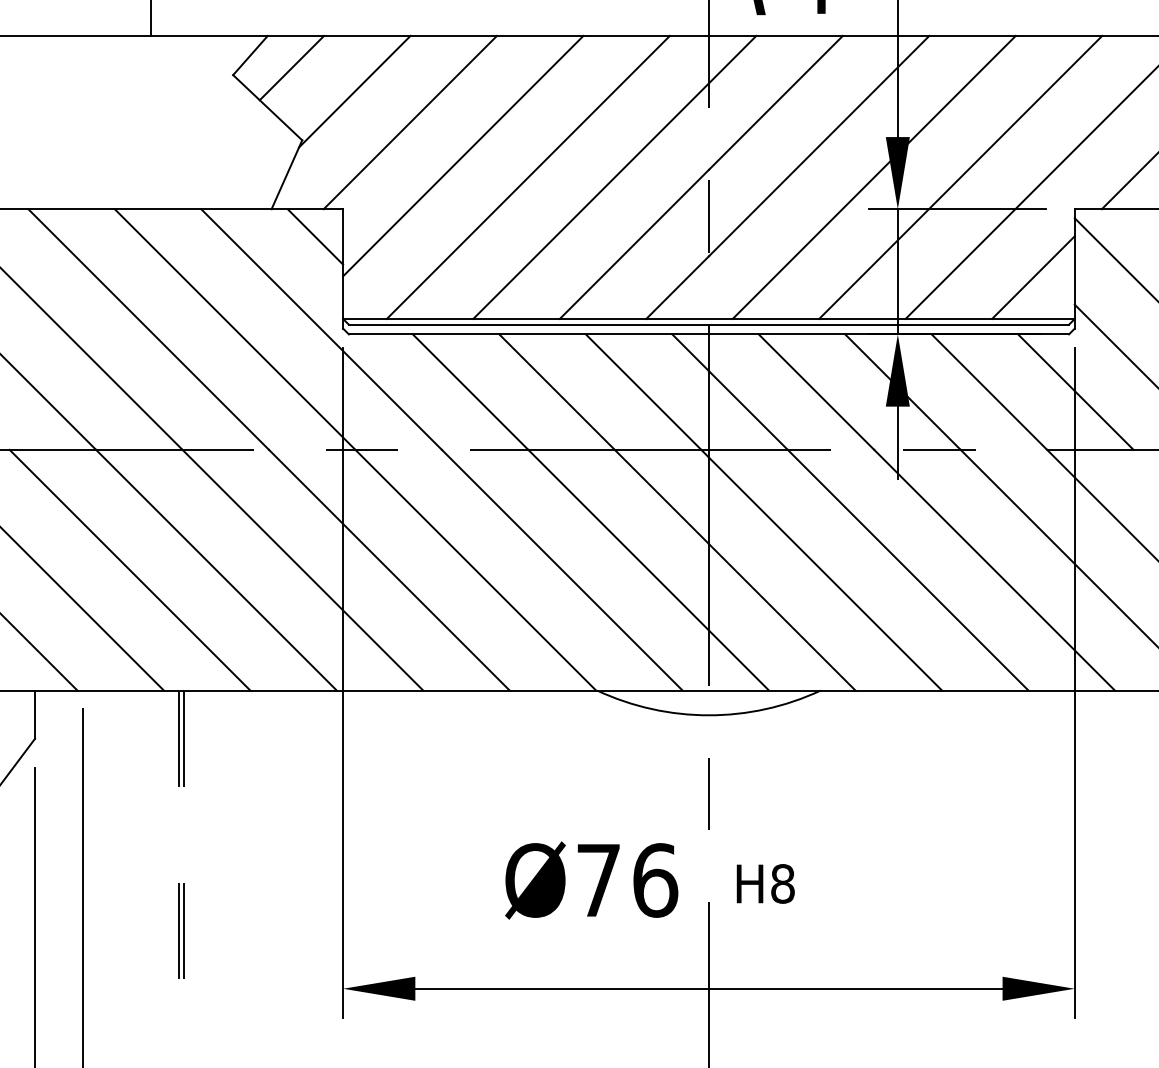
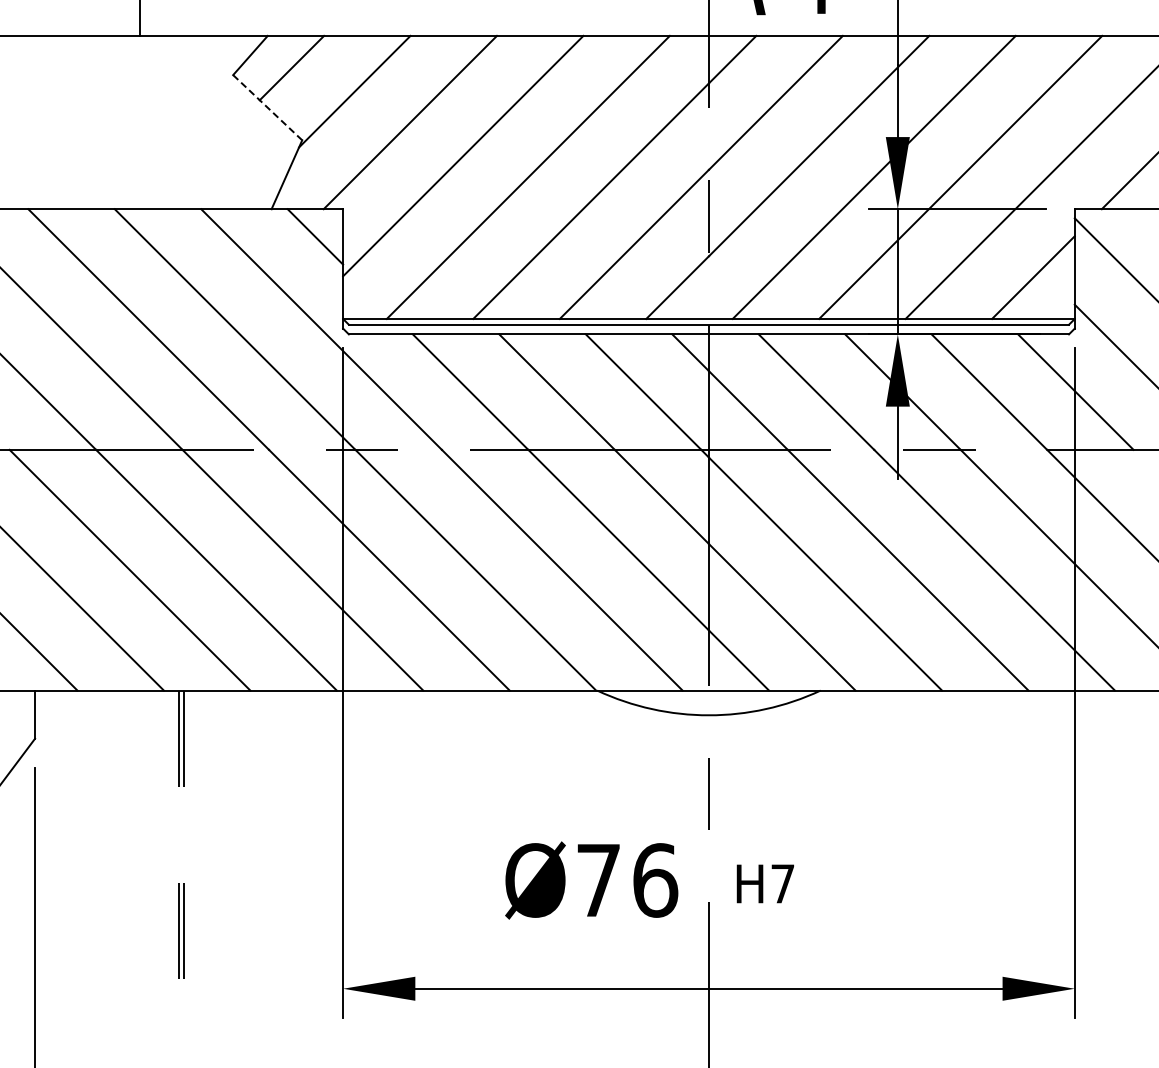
line position: (150, 18) -> (139, 18) (139, 18)
line: solid -> dashed (268, 108)
text: H8 -> H7 (782, 883)
line: present -> none (83, 885)
